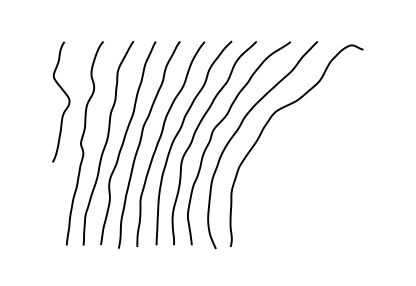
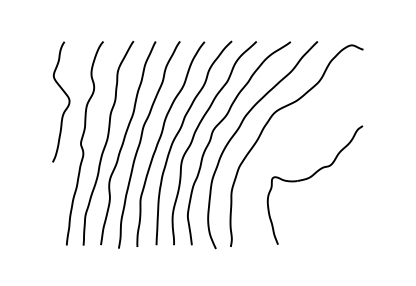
part: none -> present (310, 178)
